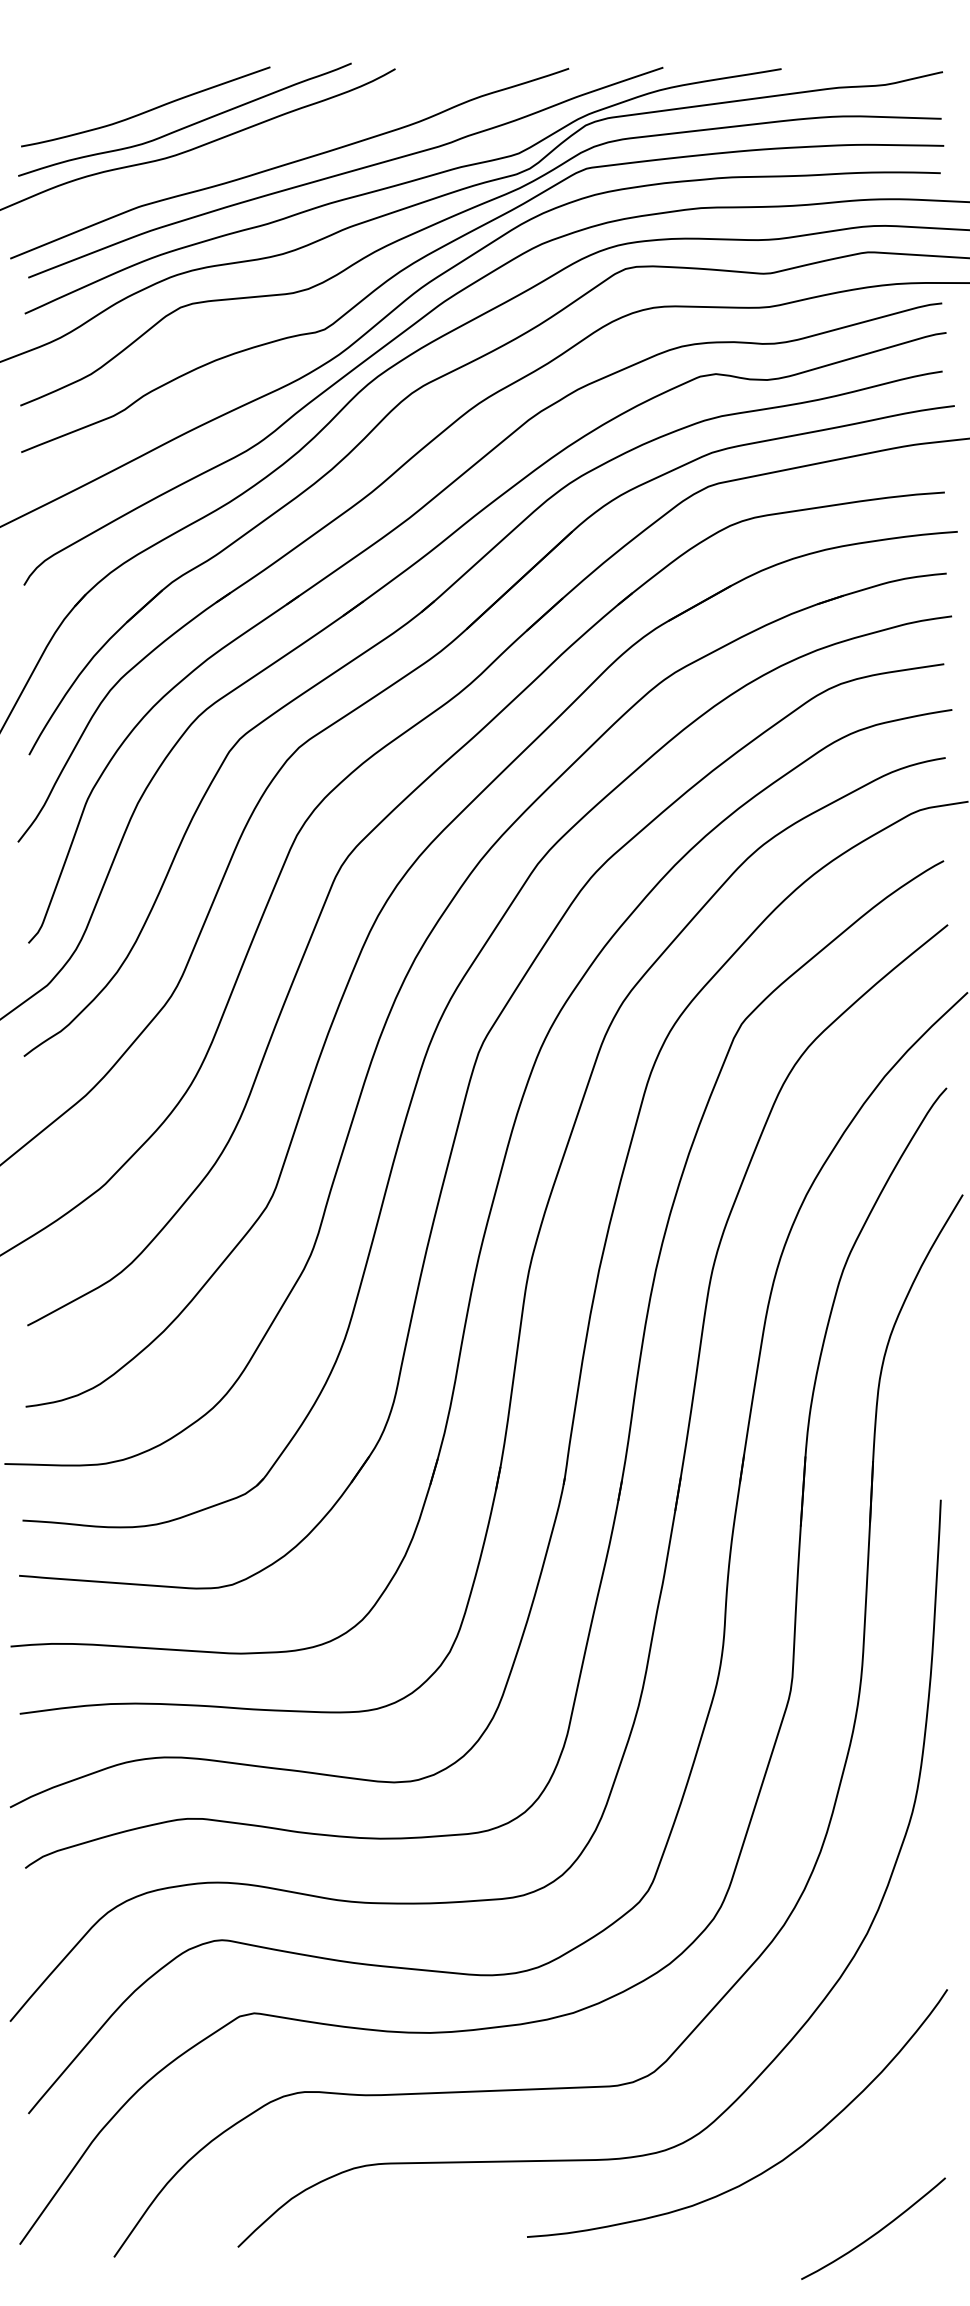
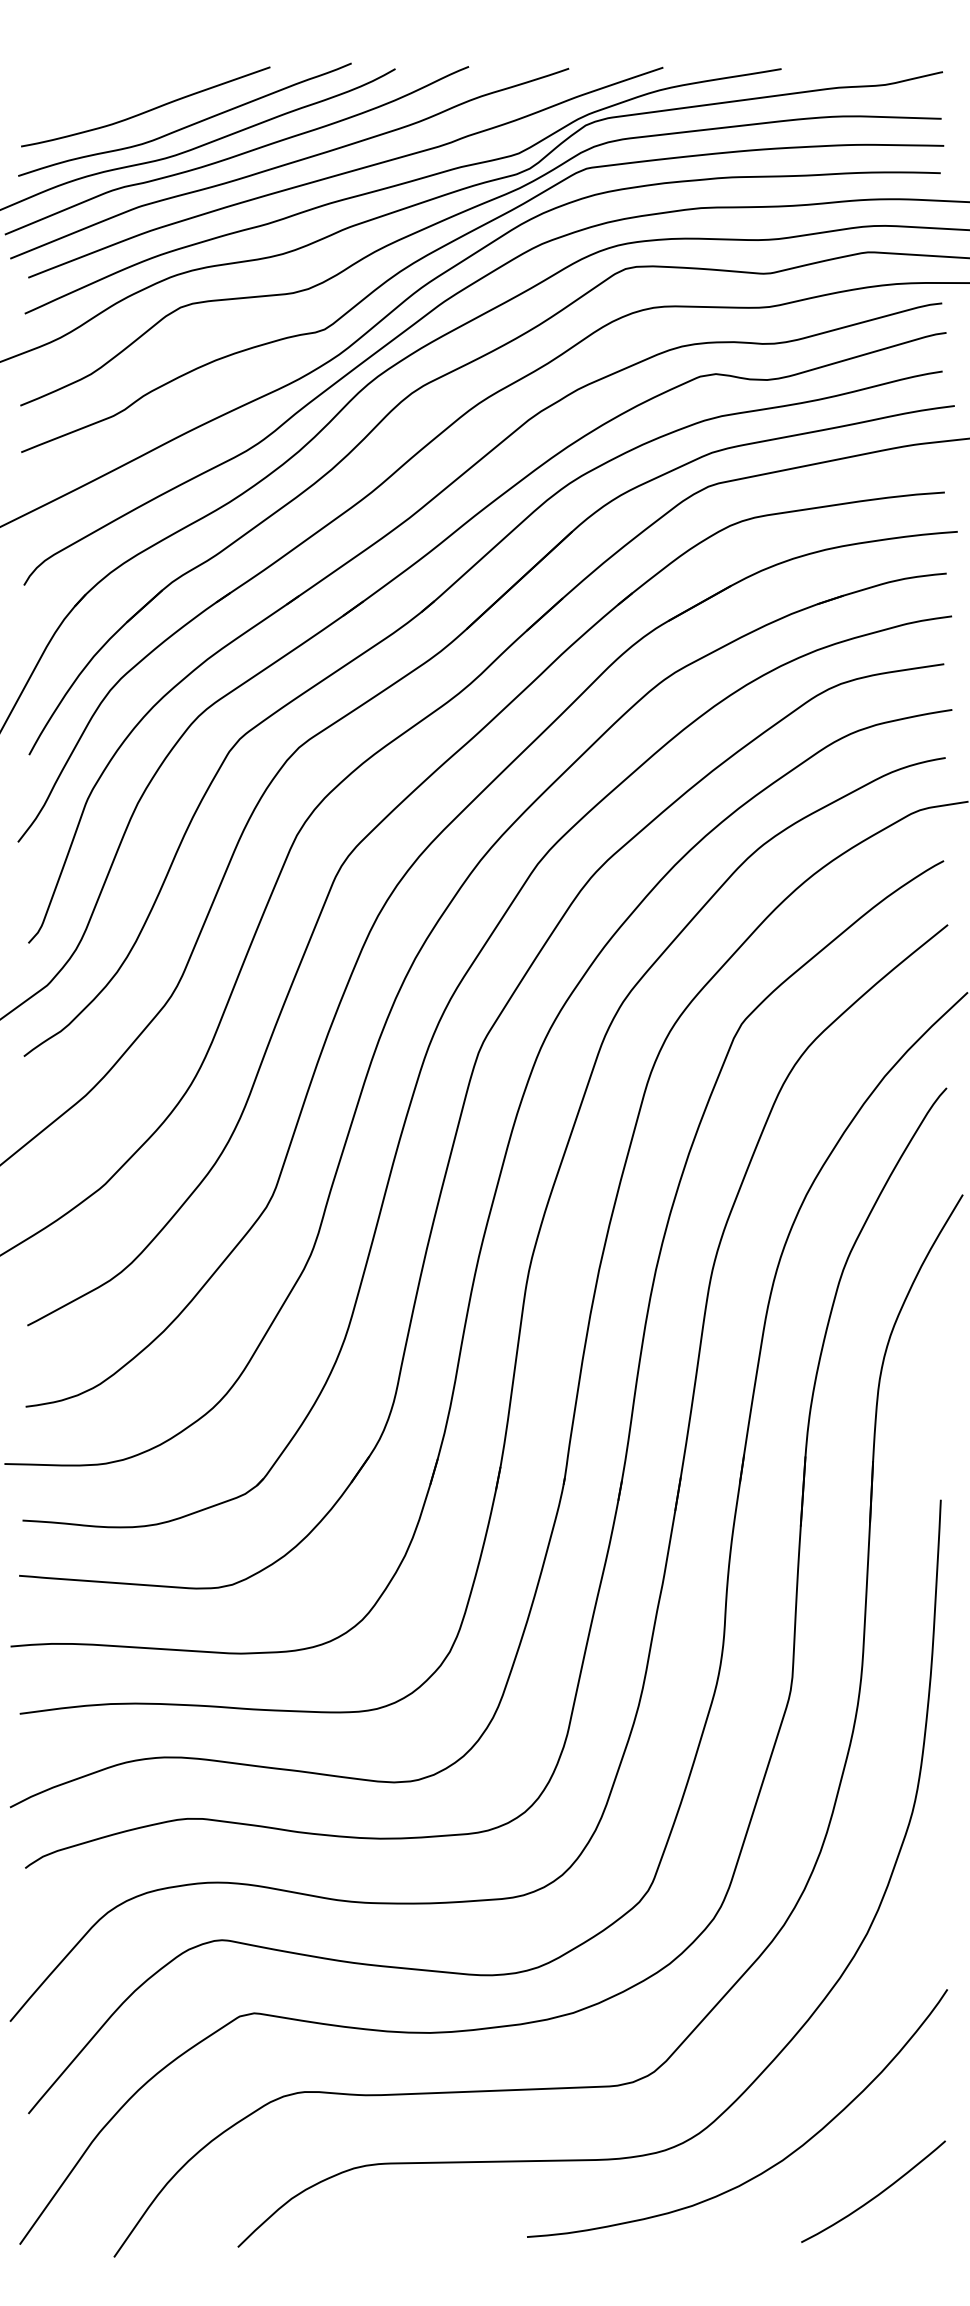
curve: none -> present (236, 154)
curve position: (875, 2232) -> (875, 2195) (875, 2195)
